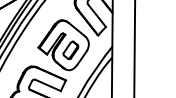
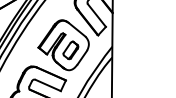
line: present -> none (134, 48)
